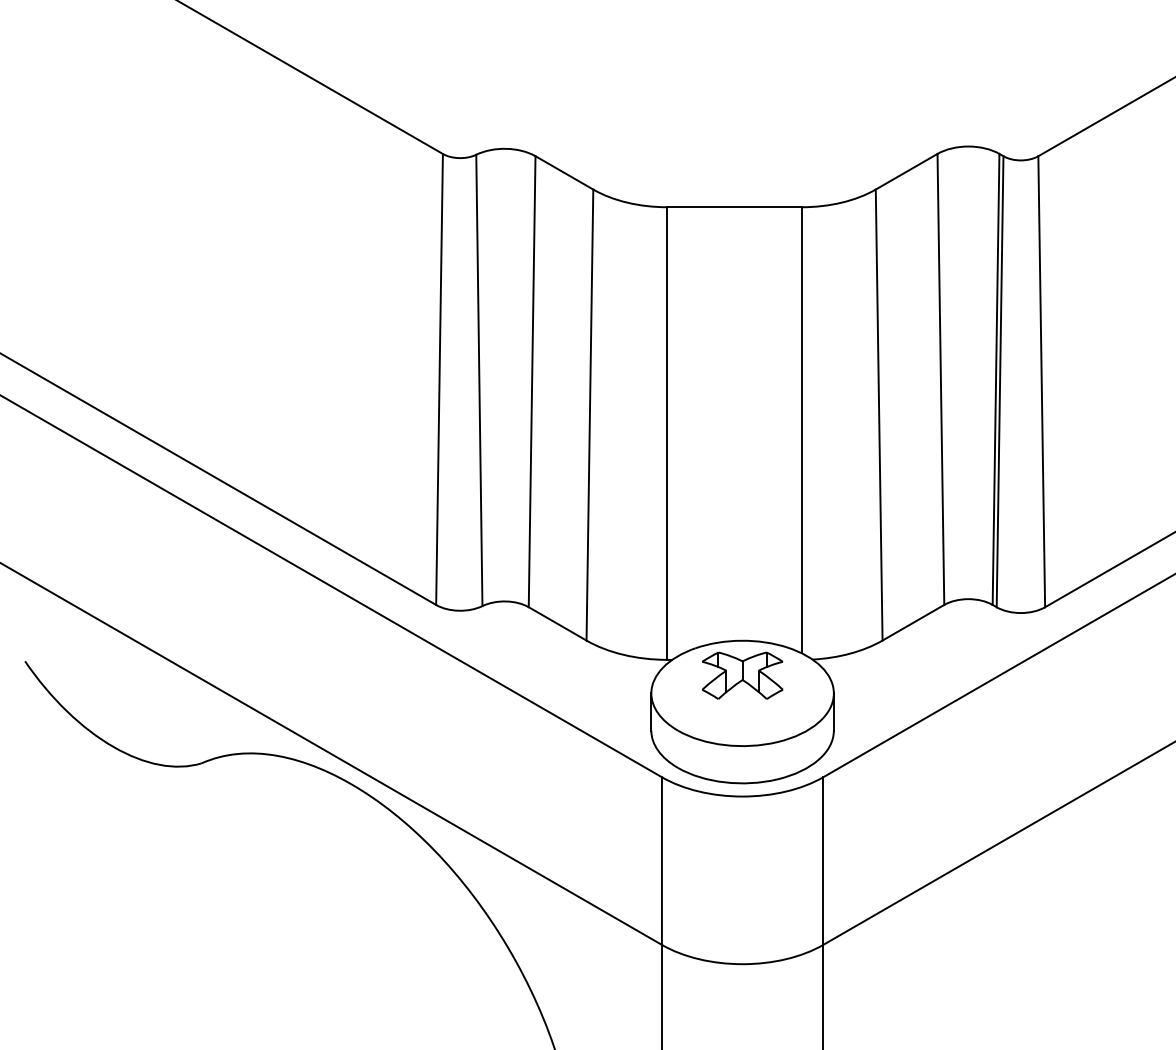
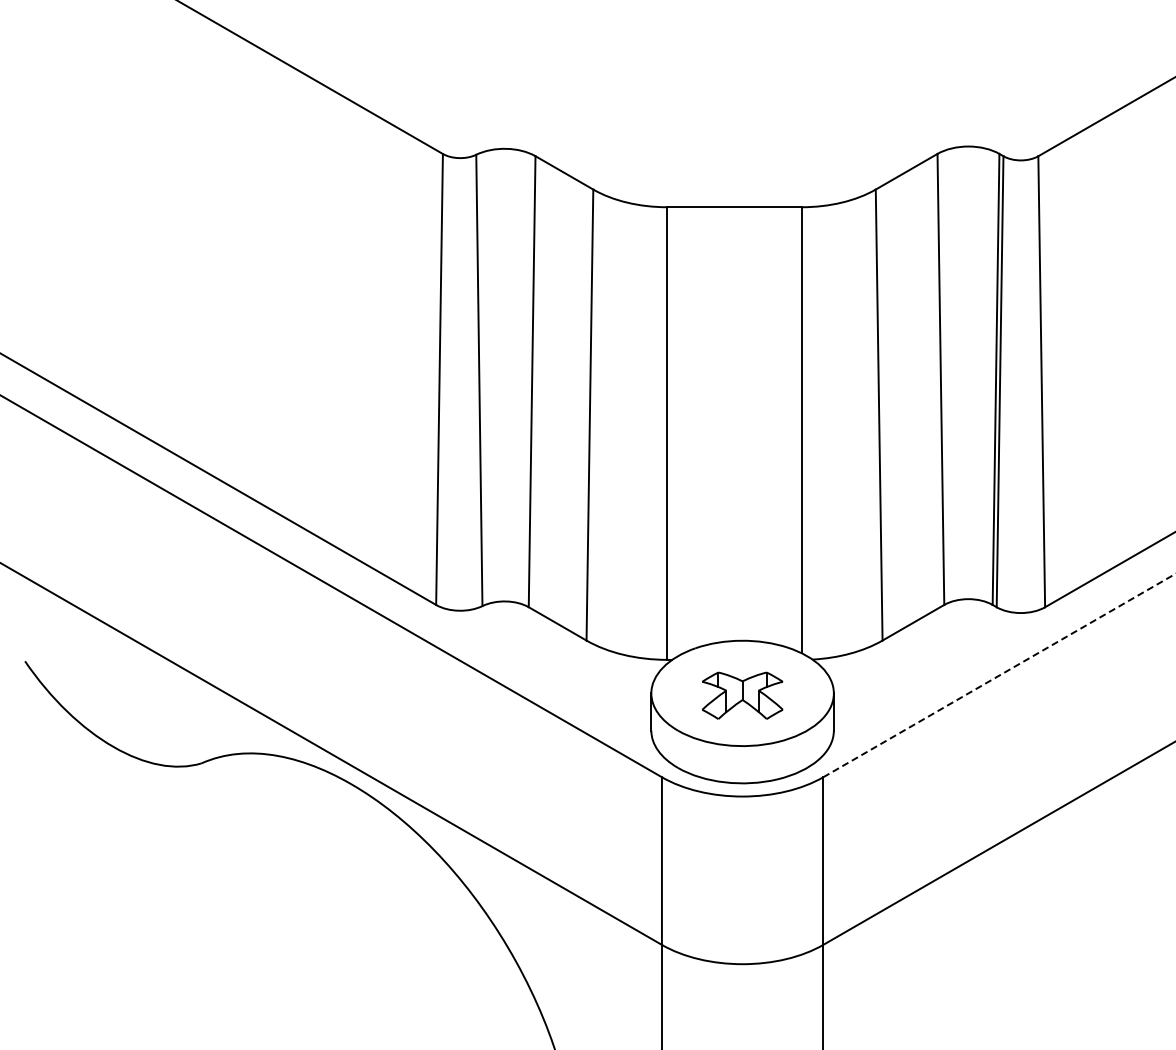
part position: (742, 675) -> (742, 695) (742, 695)
line: solid -> dashed (999, 675)
